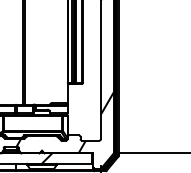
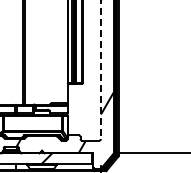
line: solid -> dashed (101, 70)
